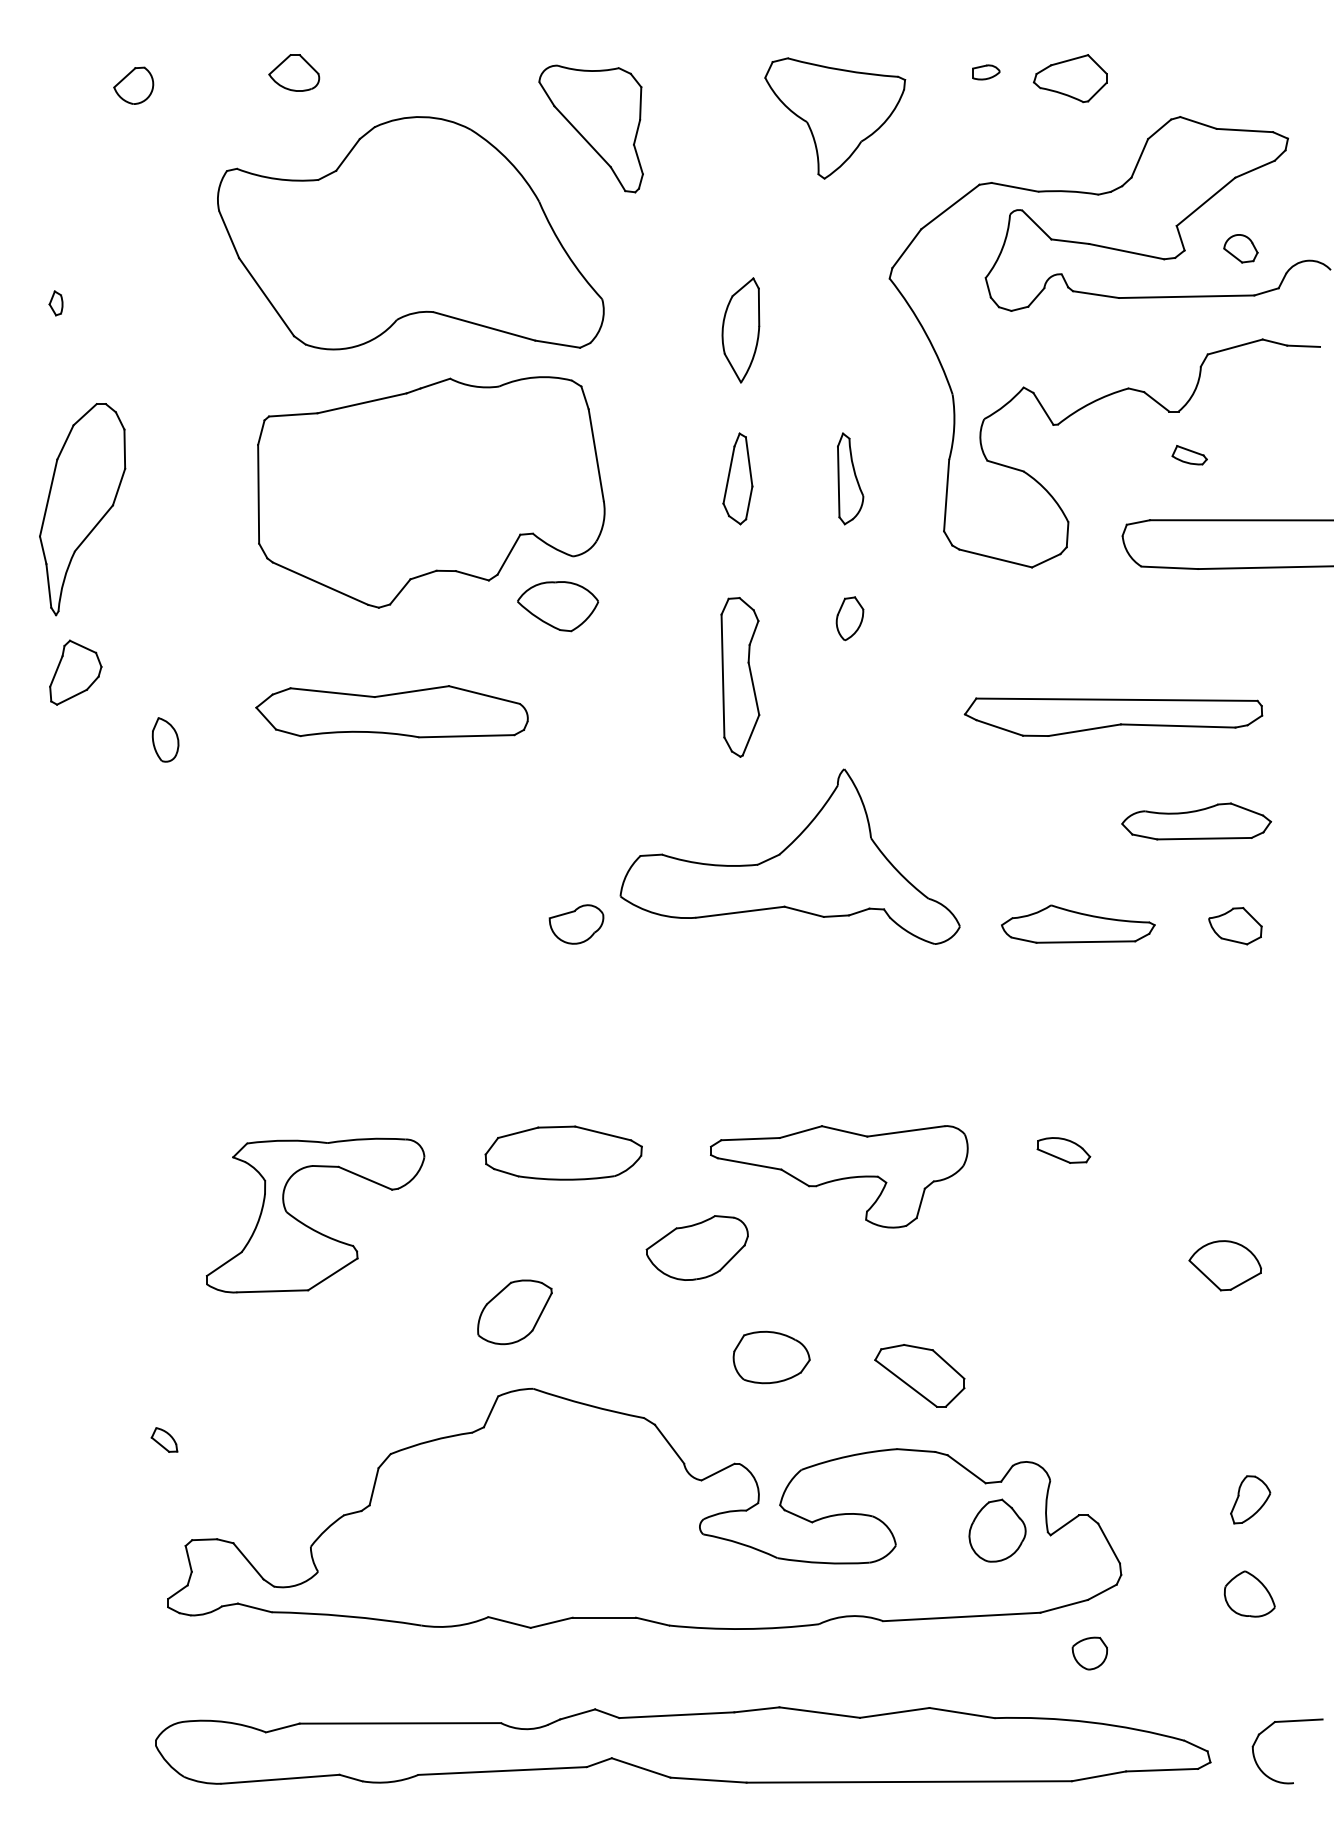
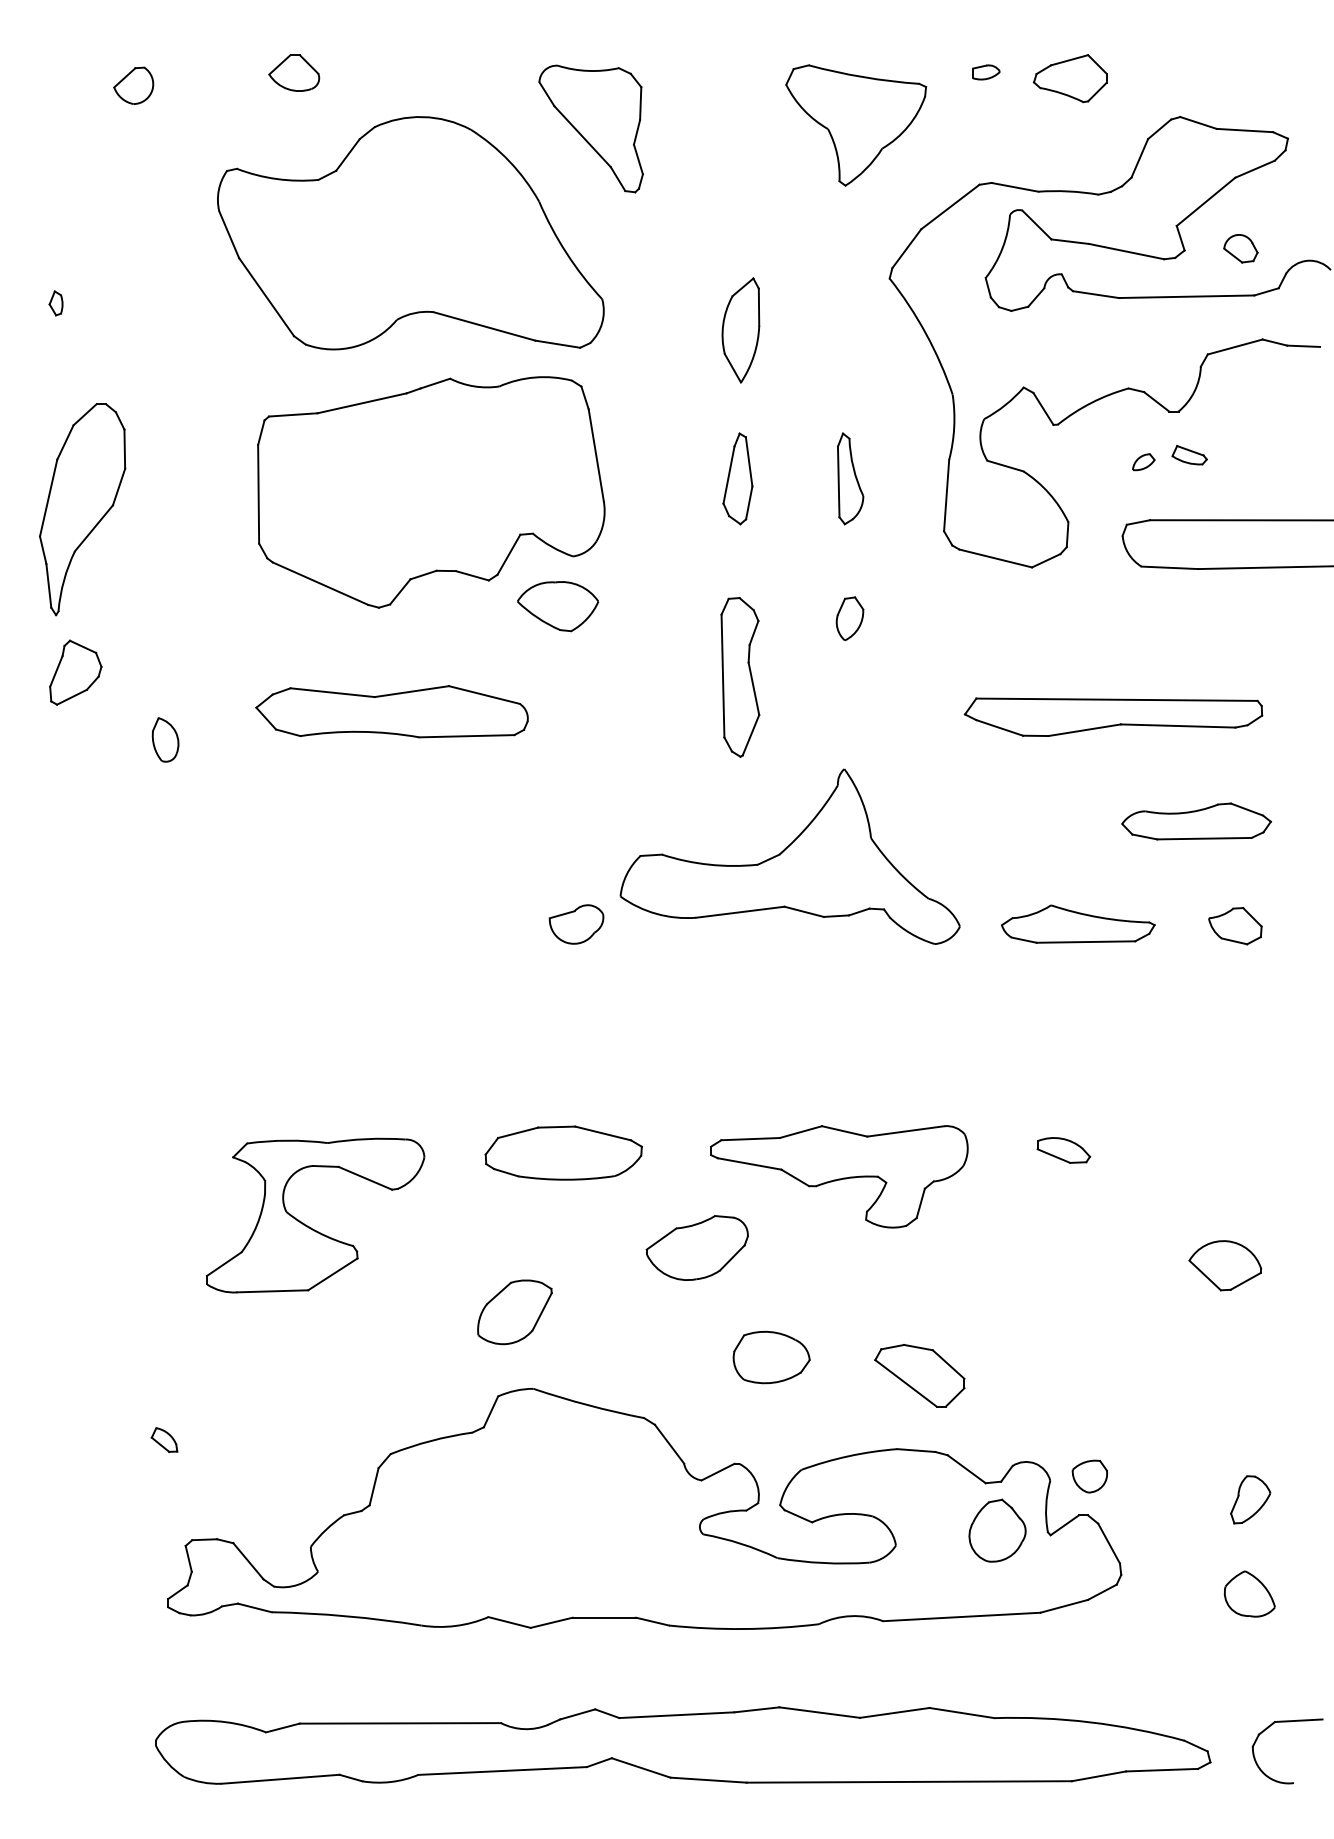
part position: (835, 118) -> (856, 125) (856, 125)
part: none -> present (1143, 462)
part position: (1089, 1653) -> (1089, 1476) (1089, 1476)
